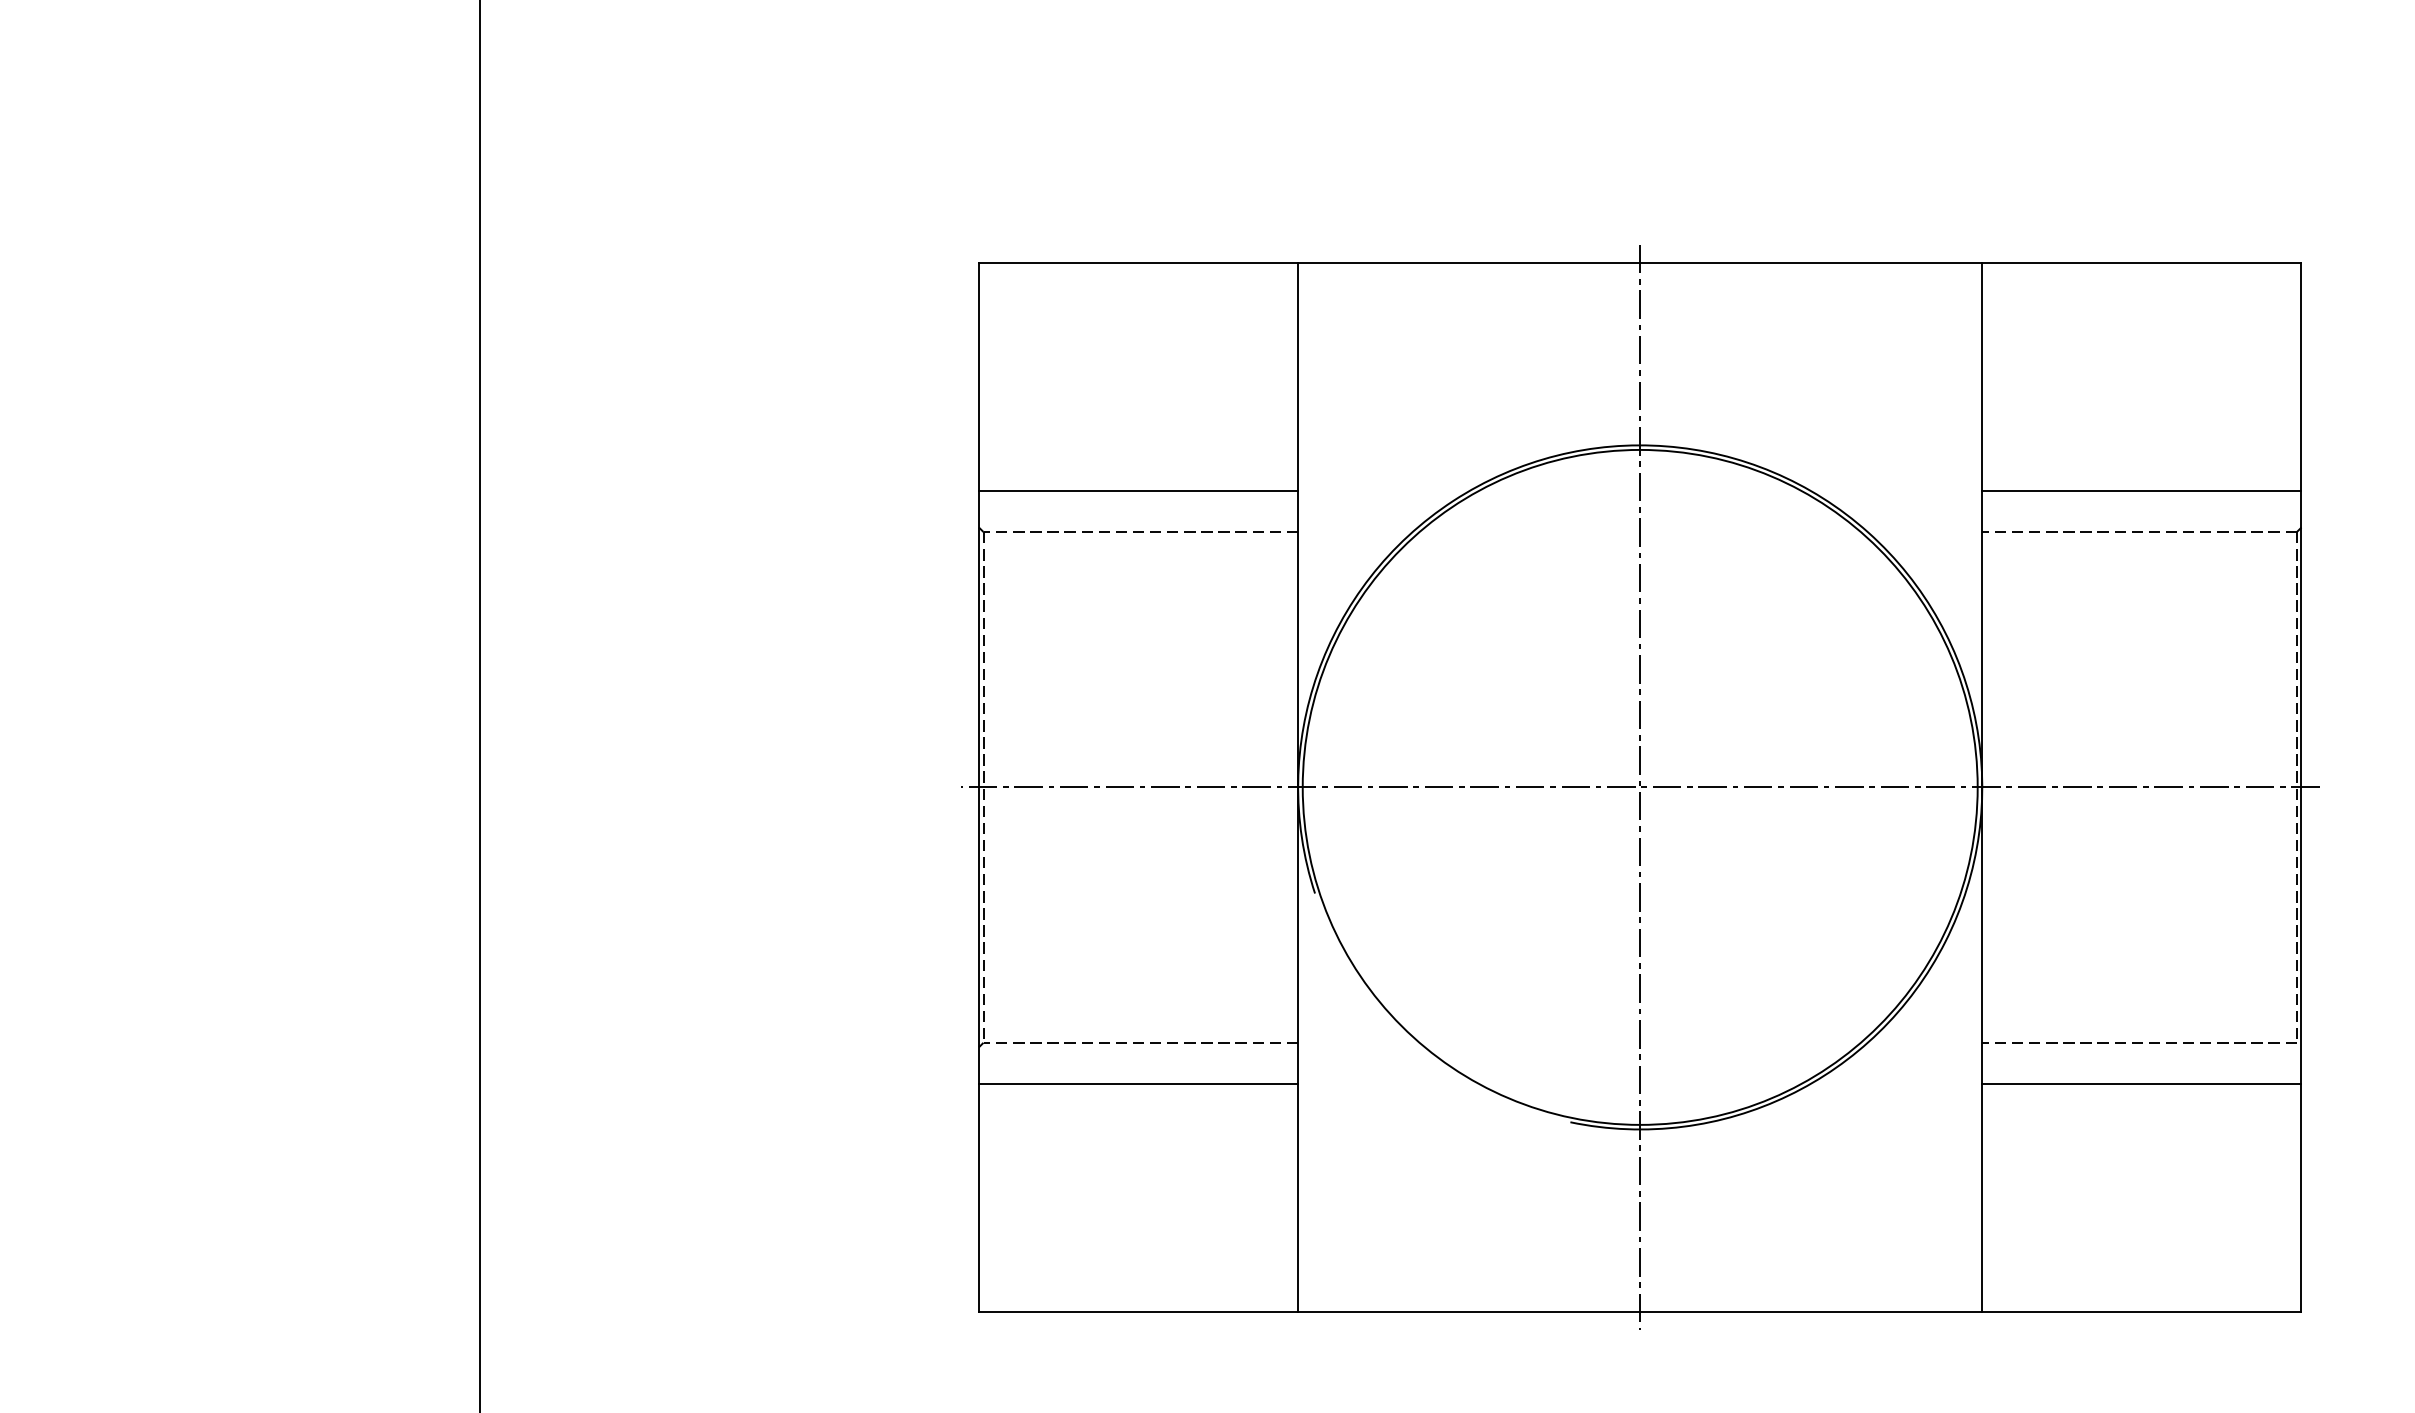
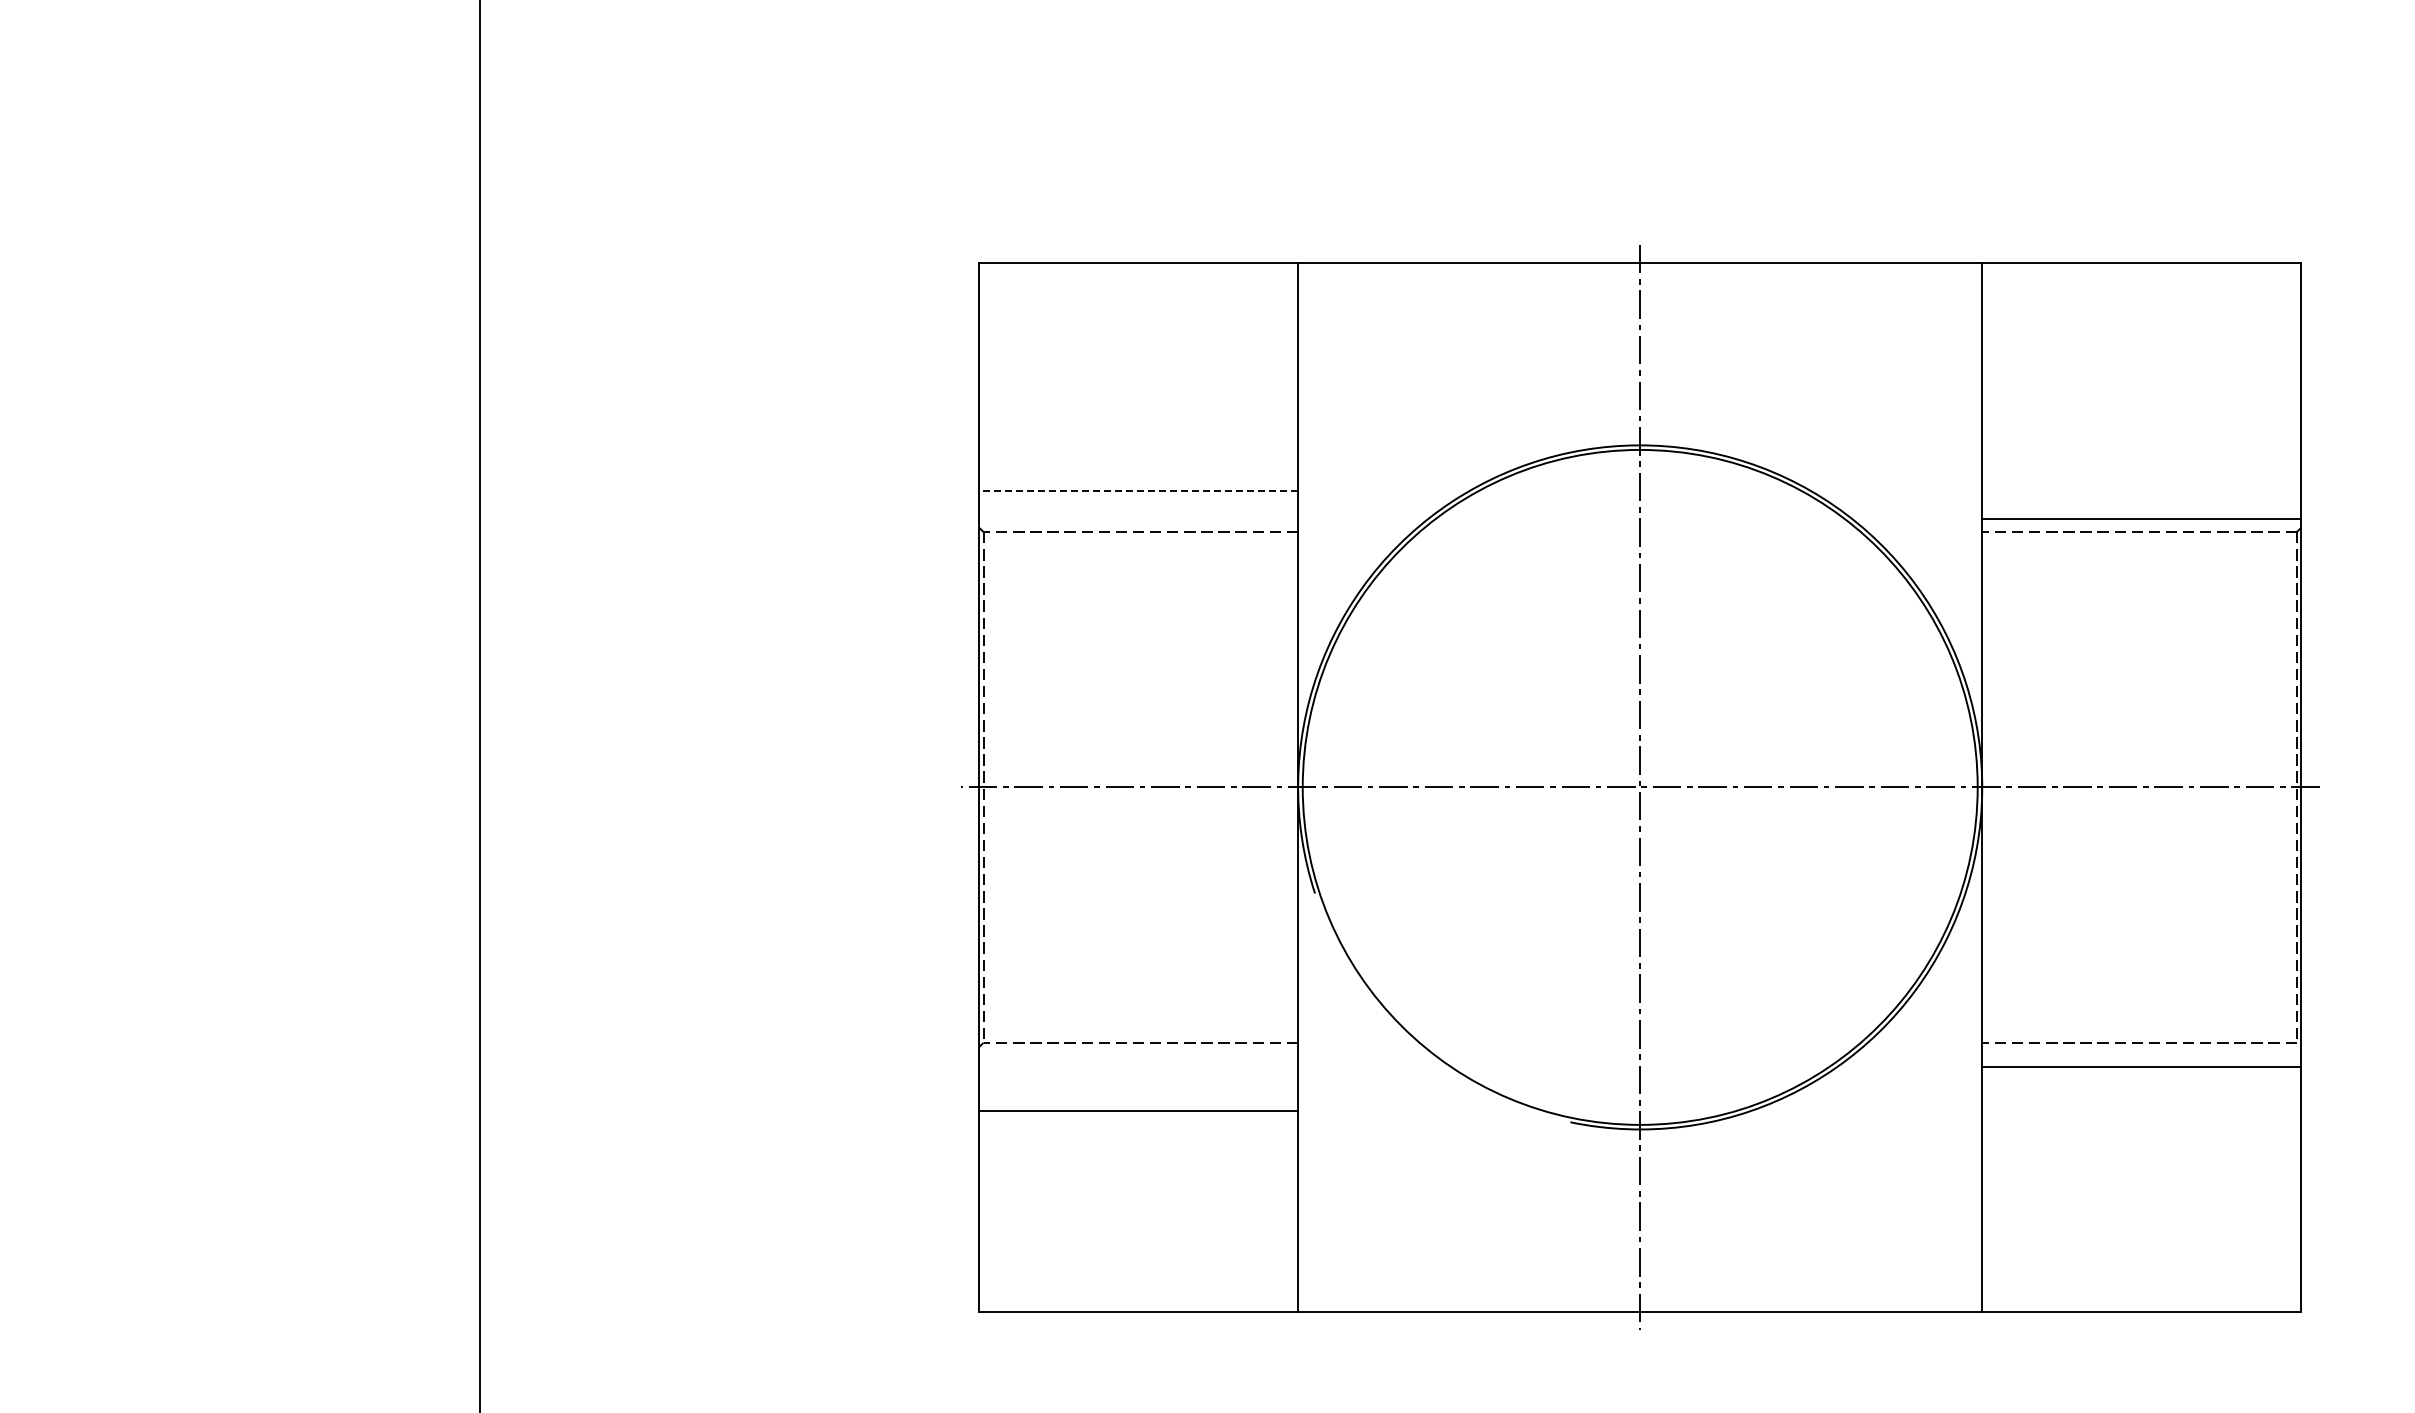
line: solid -> dashed (1138, 490)
line position: (2141, 490) -> (2141, 518) (2141, 518)
line position: (1138, 1083) -> (1138, 1110) (1138, 1110)
line position: (2141, 1083) -> (2141, 1066) (2141, 1066)
